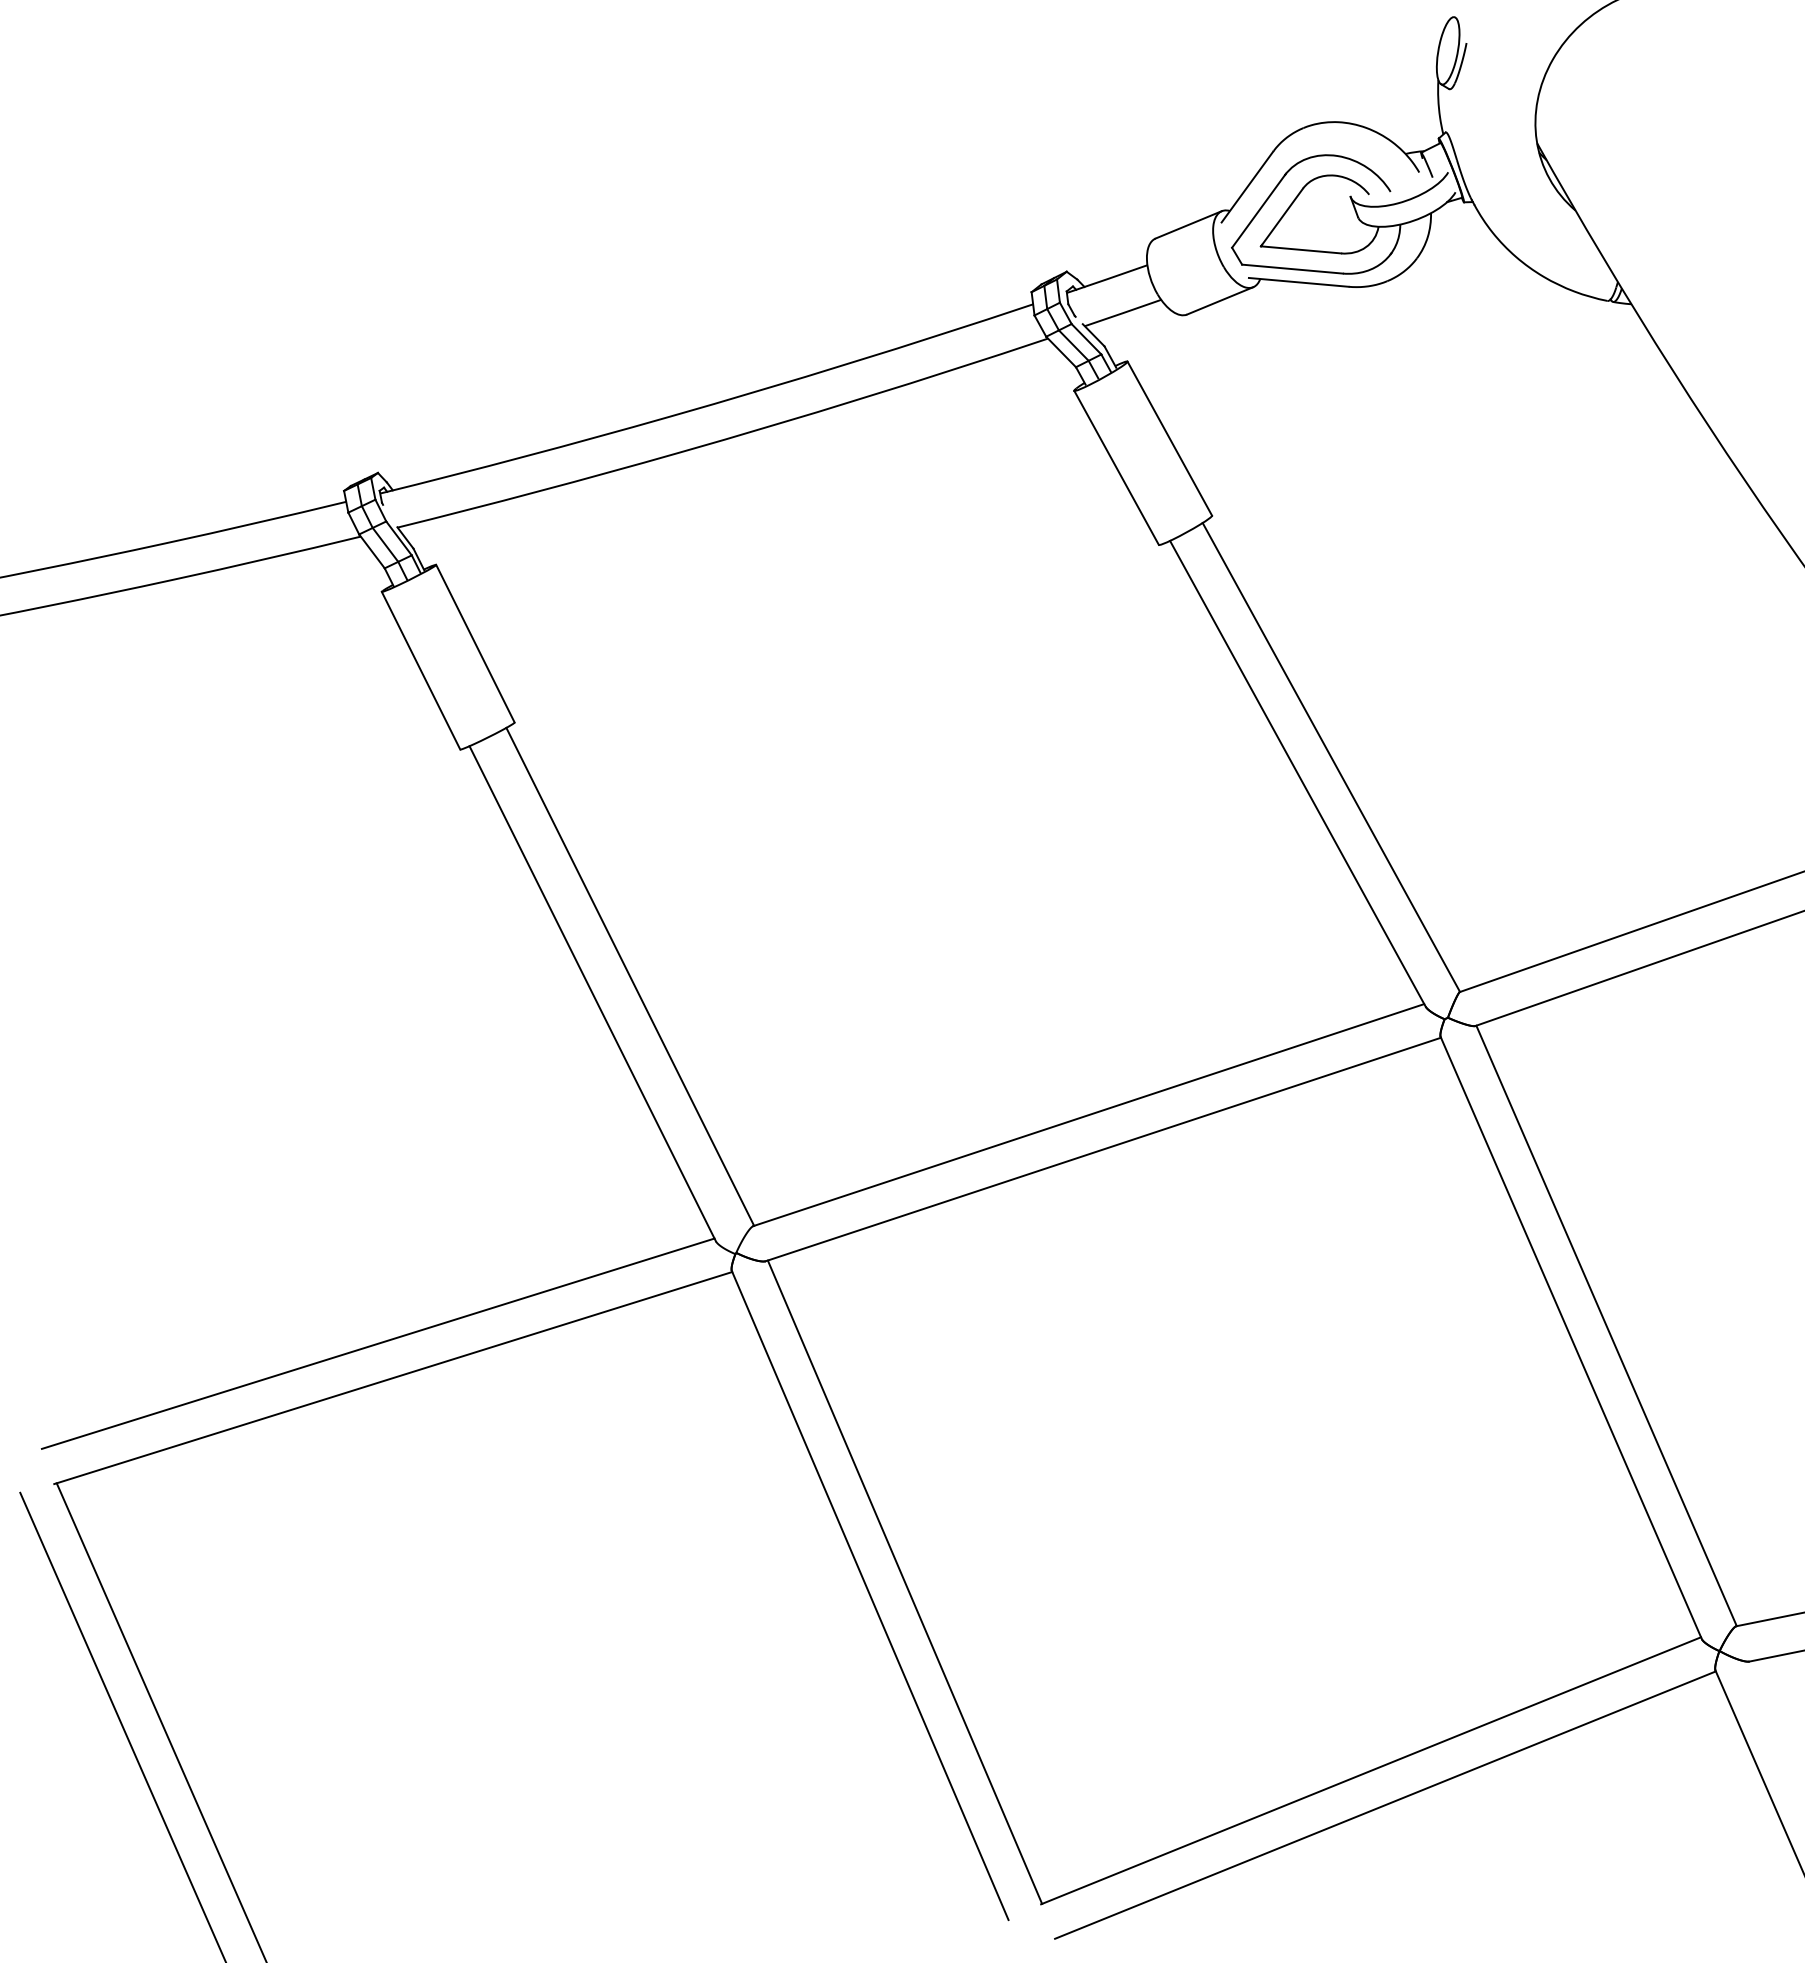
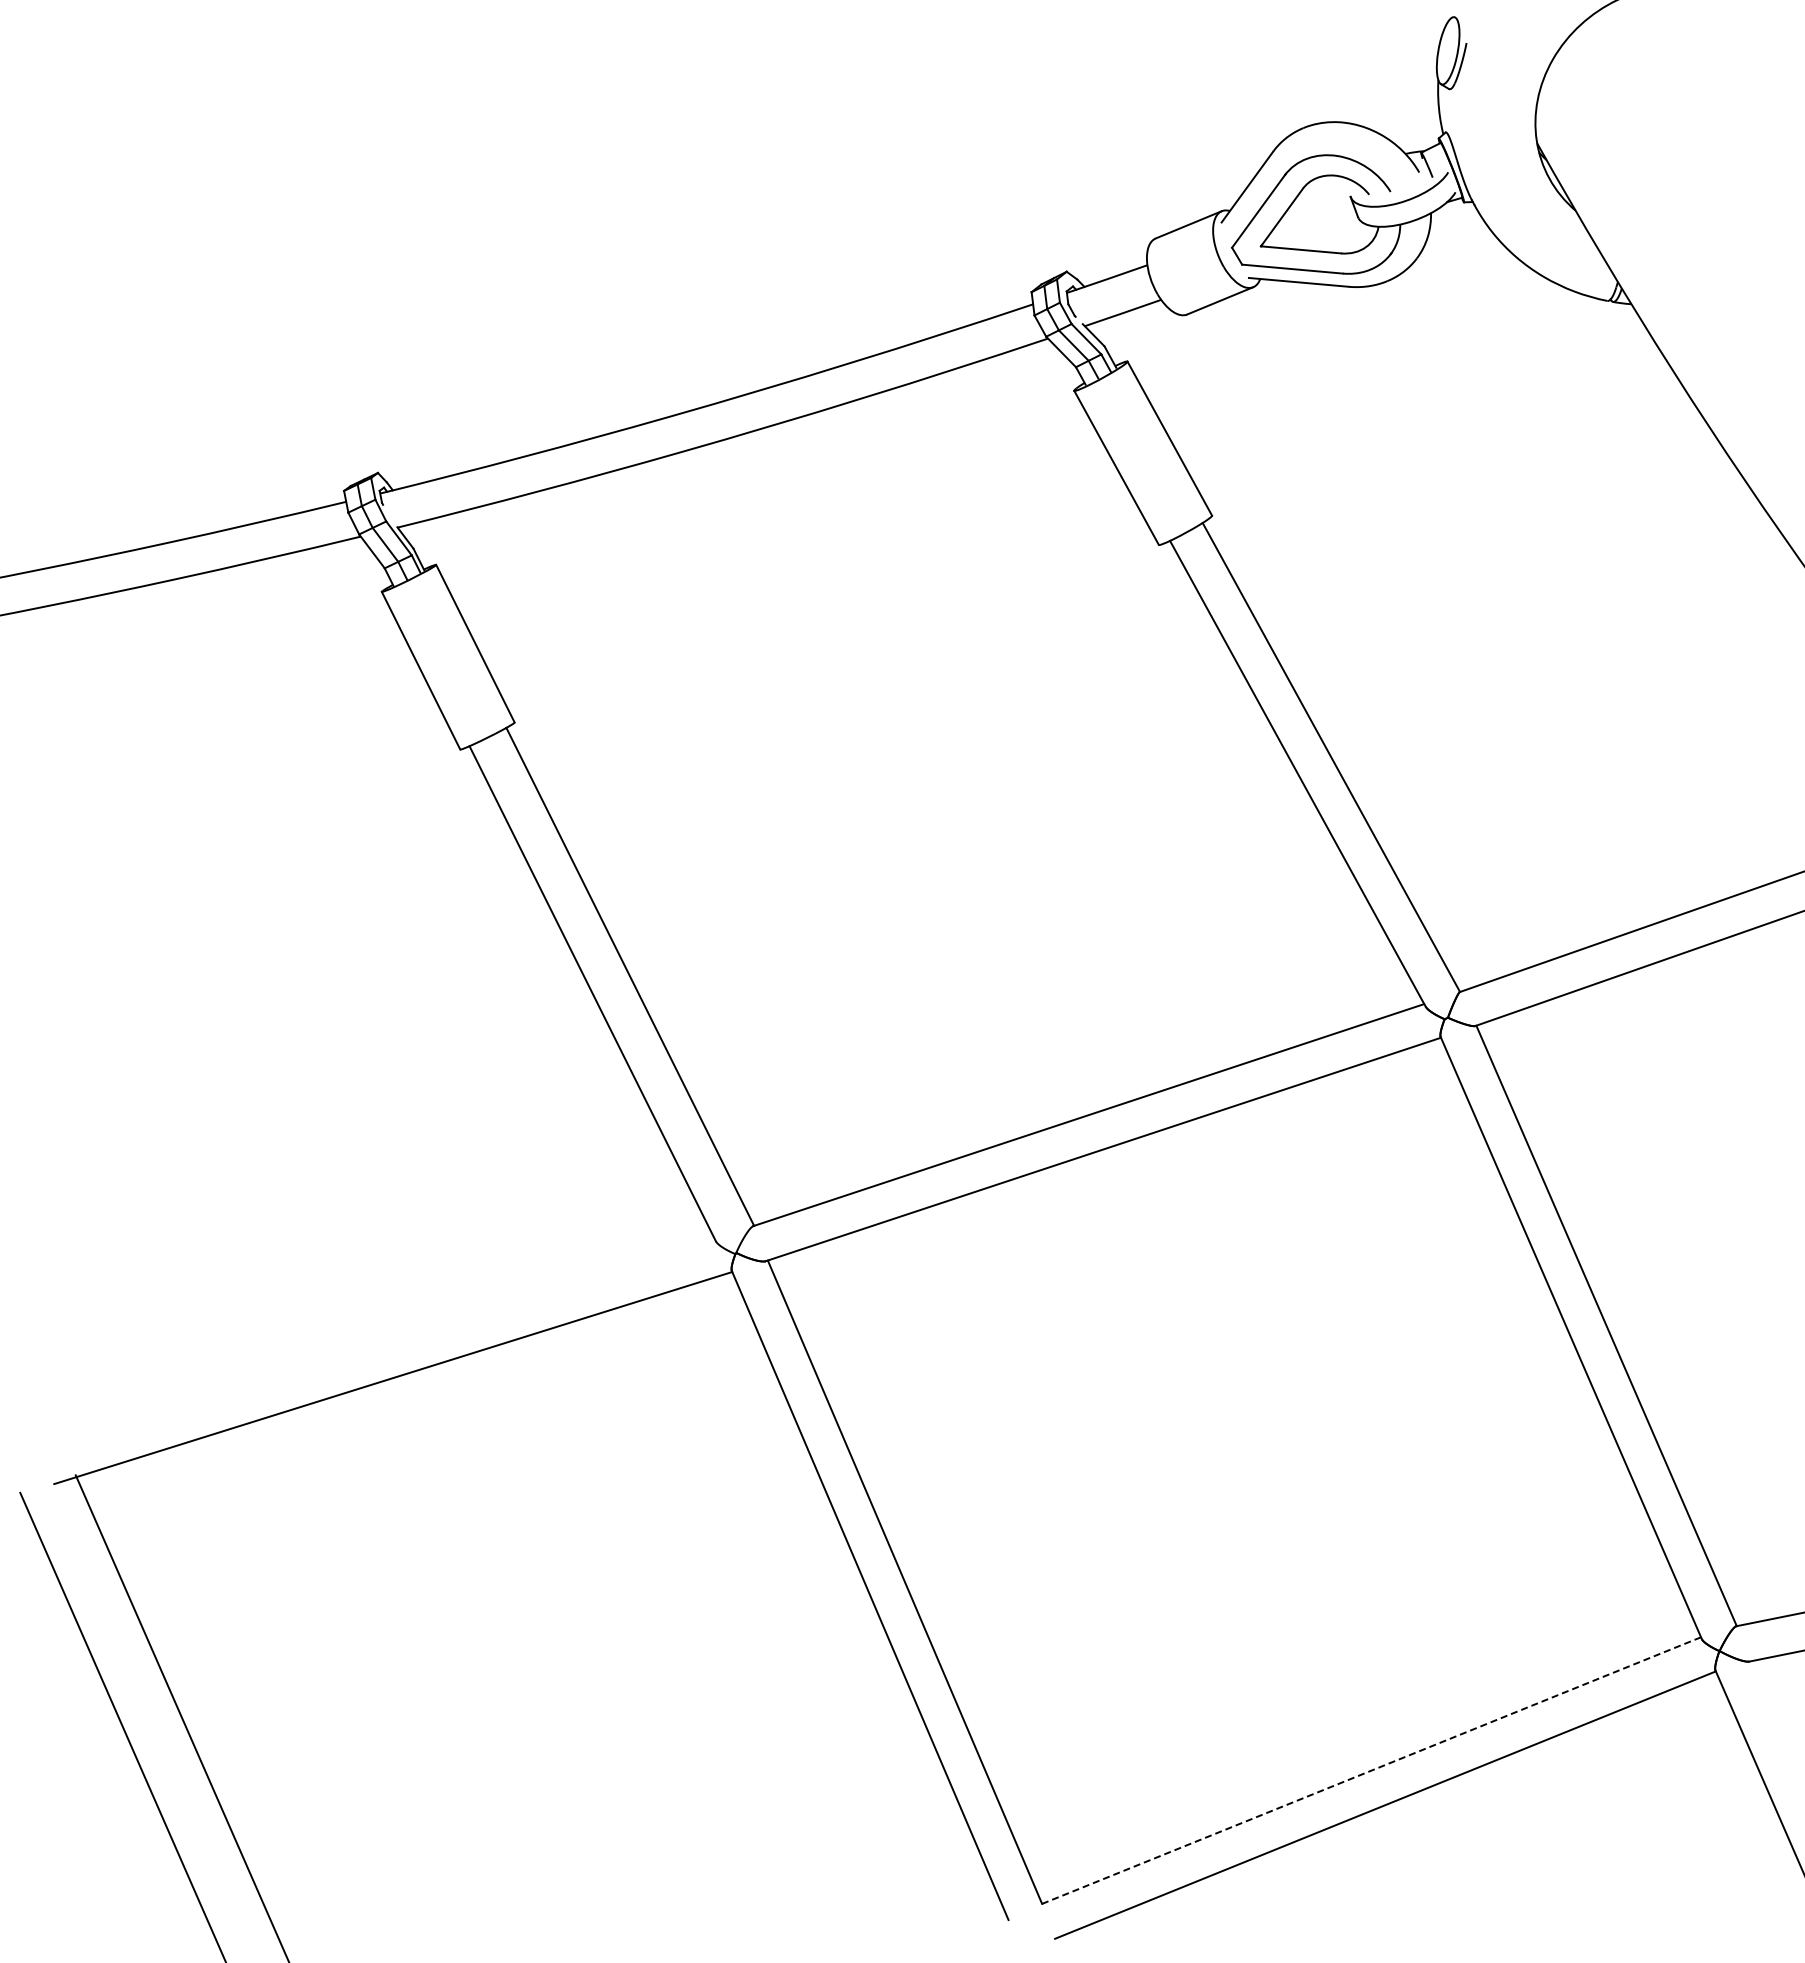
line: present -> none (377, 1343)
line position: (160, 1721) -> (181, 1717) (181, 1717)
line: solid -> dashed (1371, 1770)
